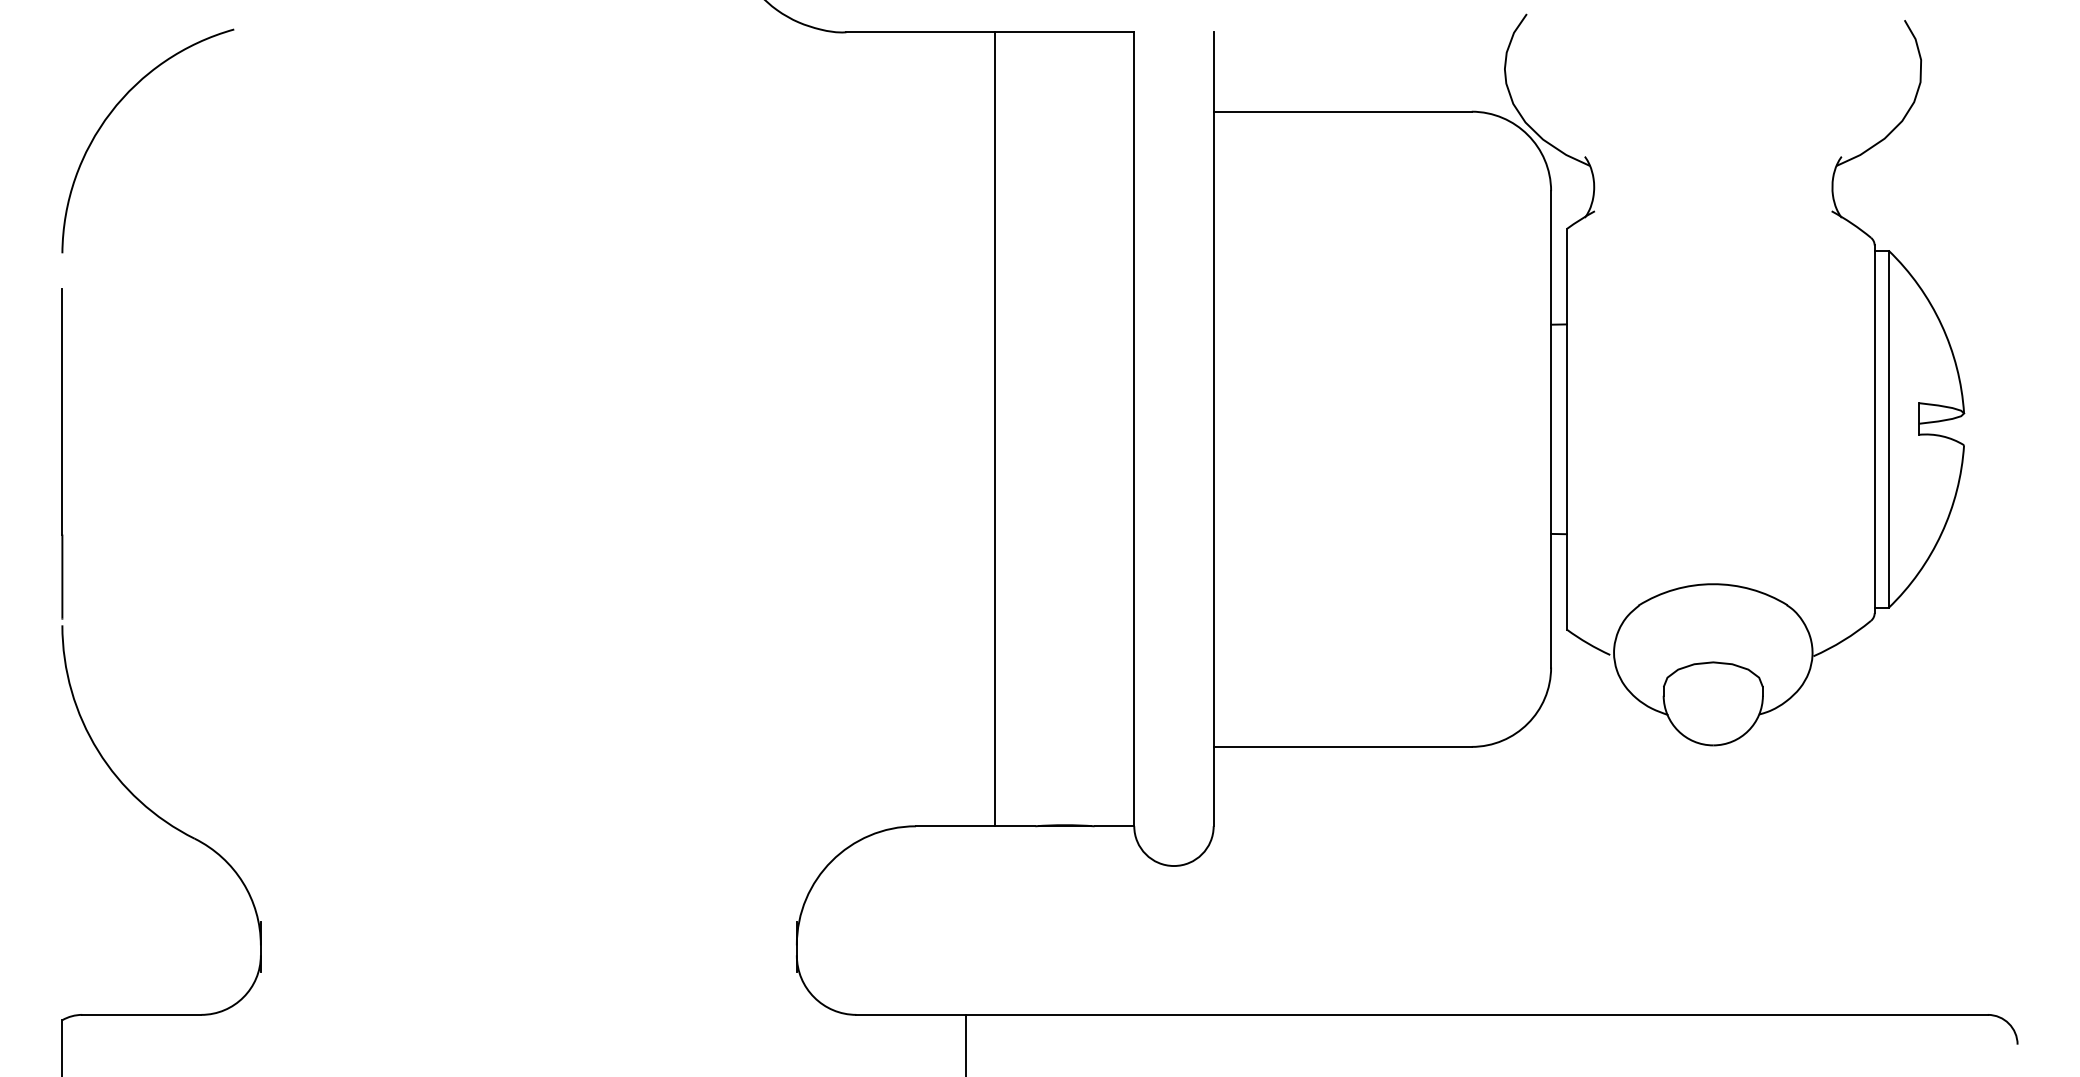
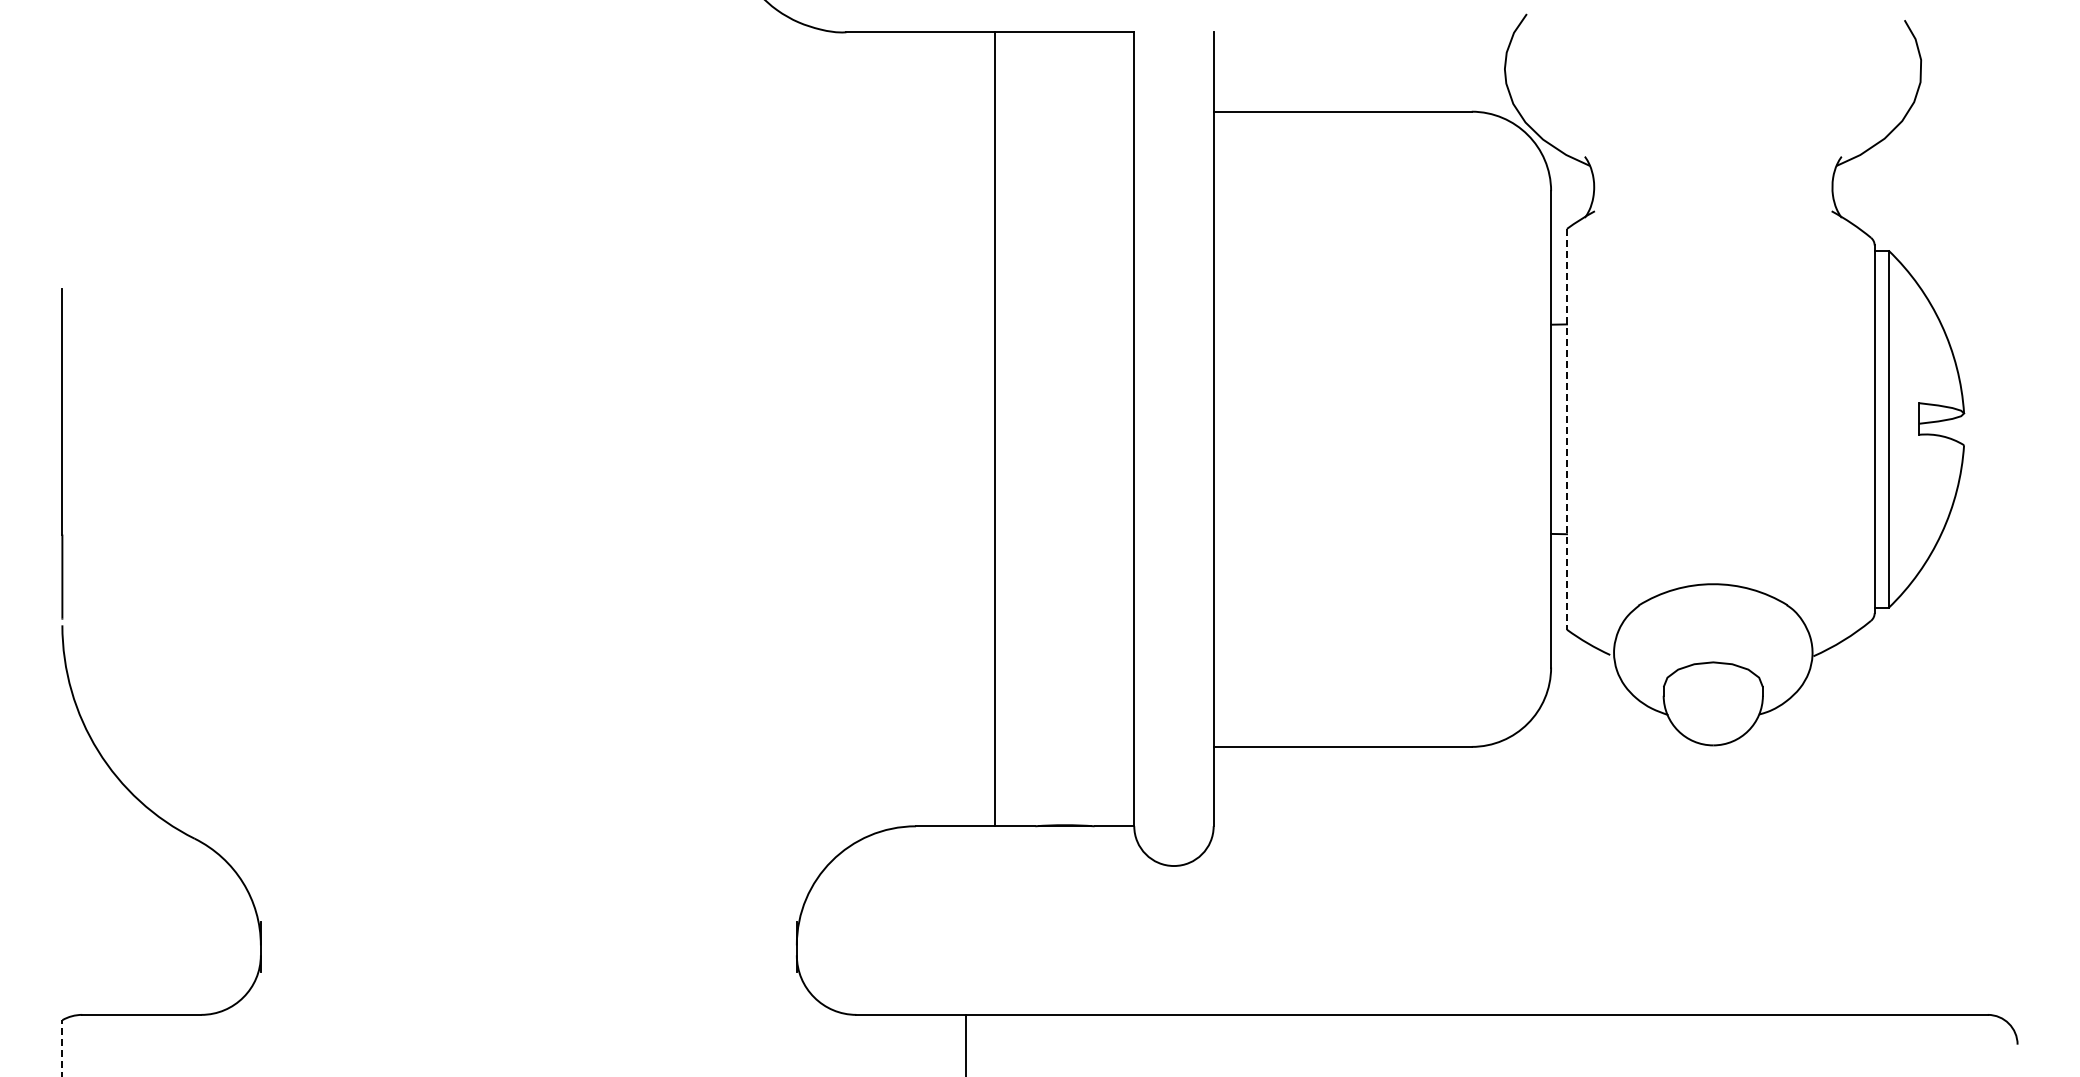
arc: present -> none (113, 111)
line: solid -> dashed (1567, 429)
line: solid -> dashed (62, 1048)
